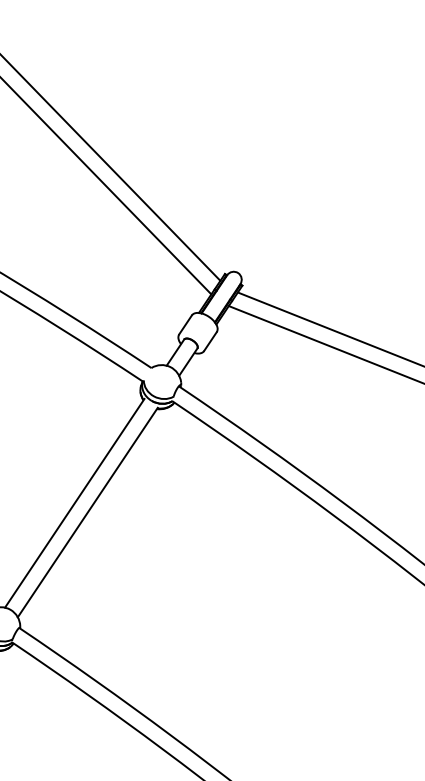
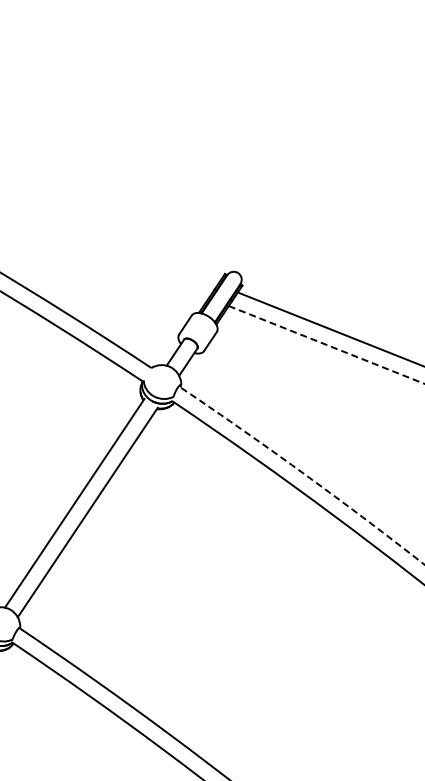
line: present -> none (111, 168)
line: present -> none (106, 186)
line: solid -> dashed (327, 345)
arc: solid -> dashed (302, 473)
